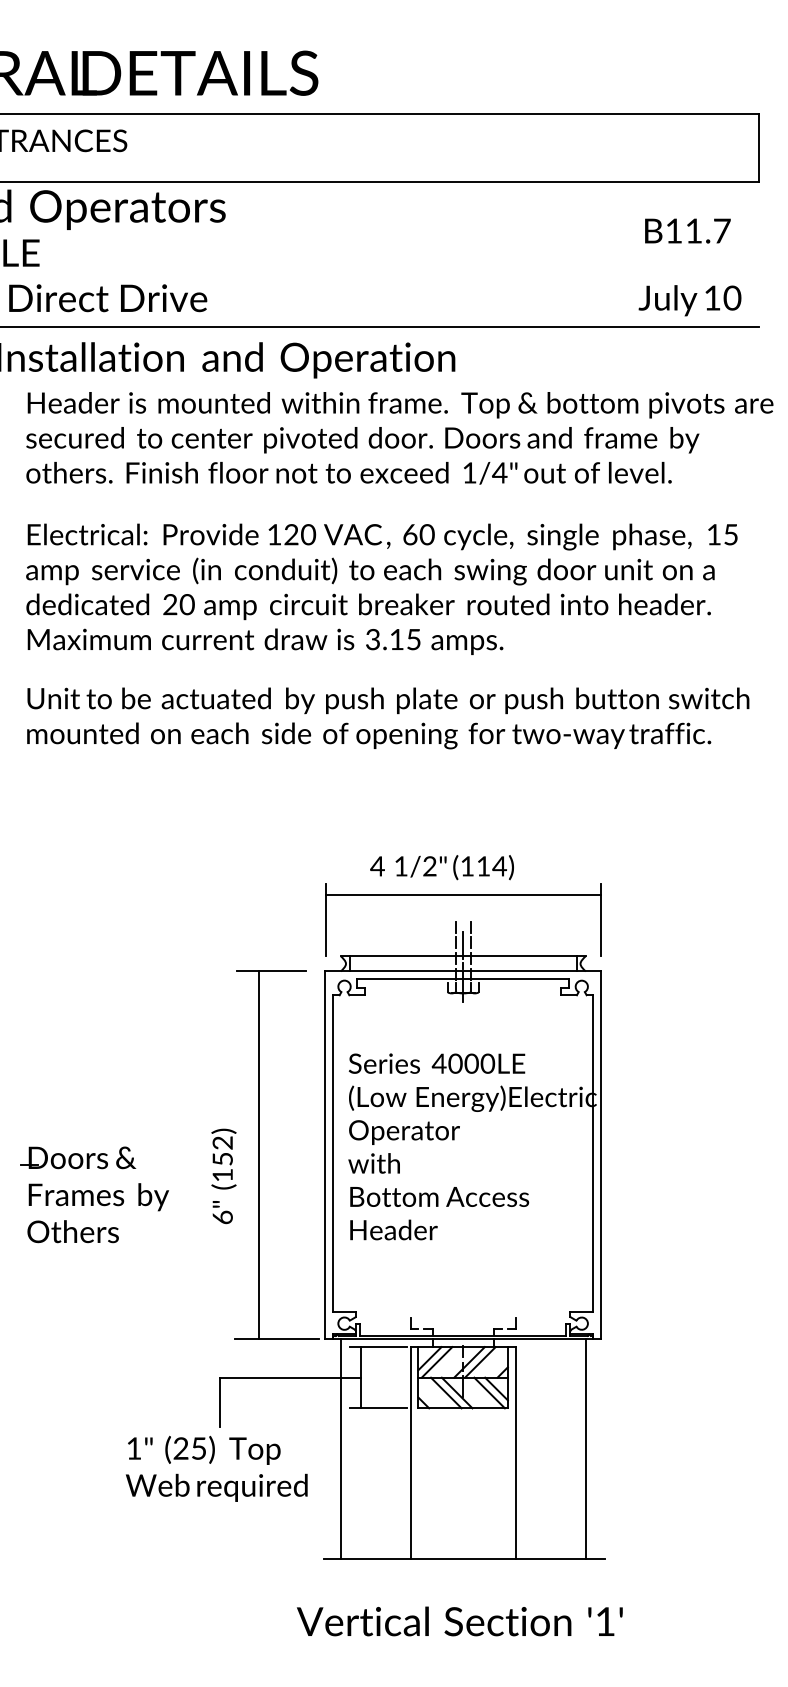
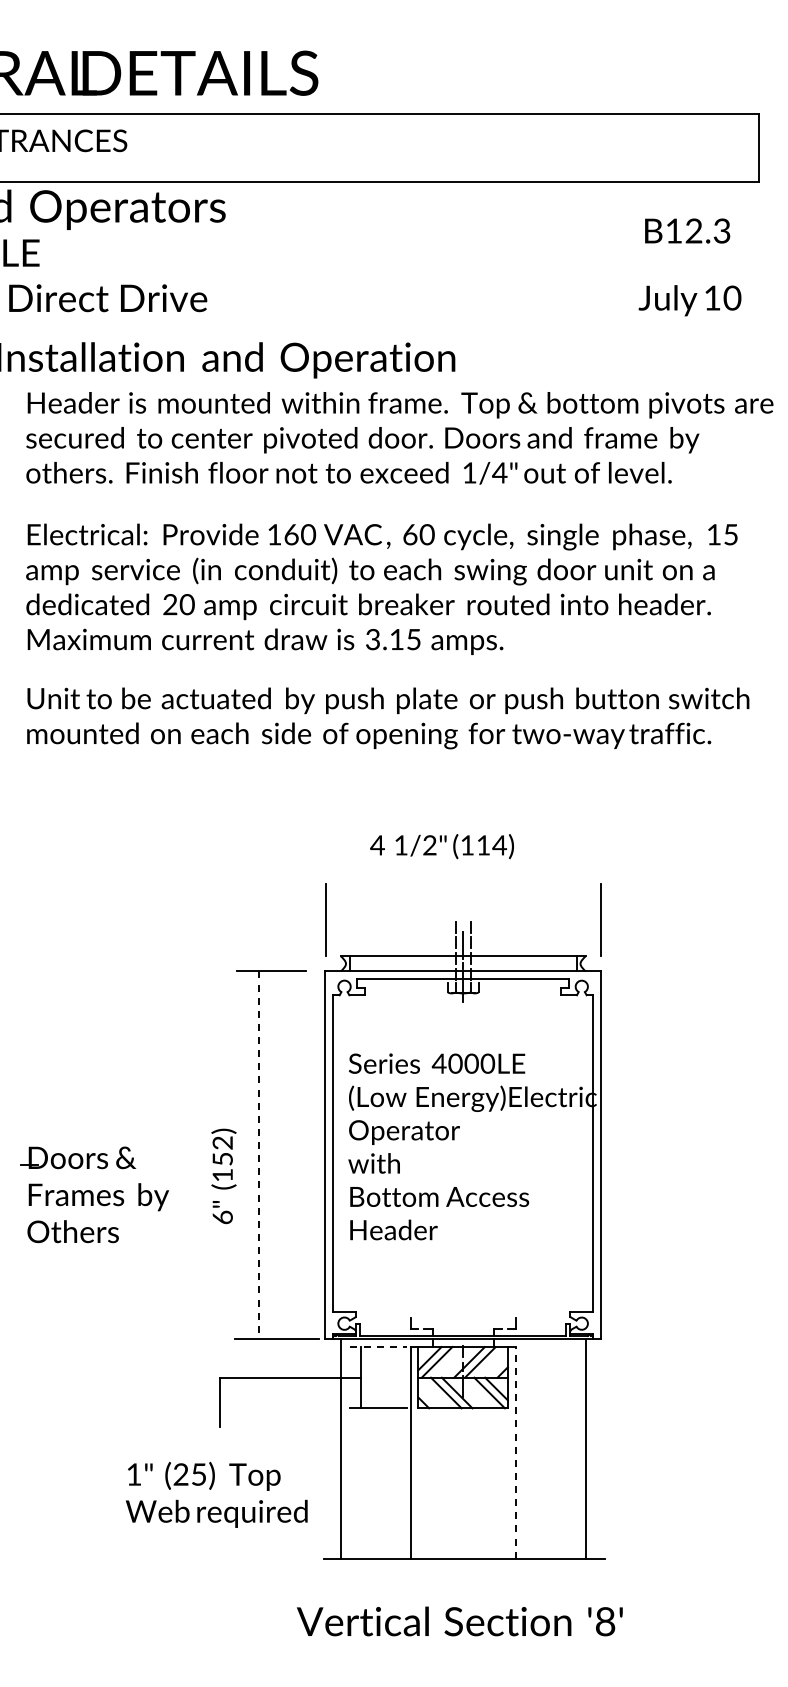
text: B11.7 -> B12.3 (707, 230)
line: present -> none (380, 326)
text: 120 -> 160 (291, 534)
text position: (441, 867) -> (441, 846) (441, 846)
line: present -> none (462, 895)
line: solid -> dashed (258, 1155)
line: solid -> dashed (379, 1347)
line: solid -> dashed (515, 1452)
text position: (216, 1468) -> (216, 1494) (216, 1494)
text: '1' -> '8' (605, 1621)
